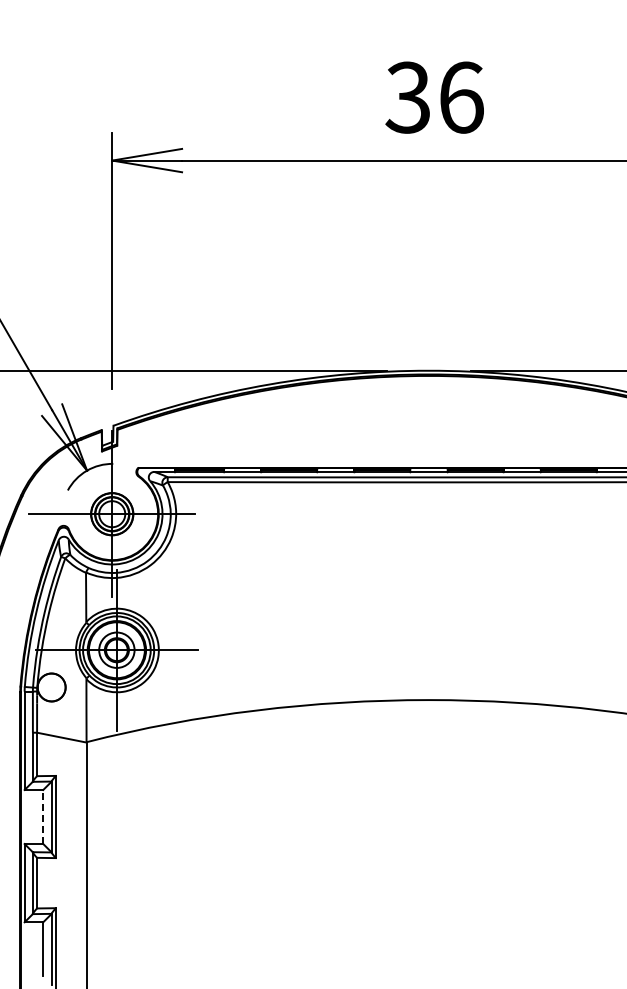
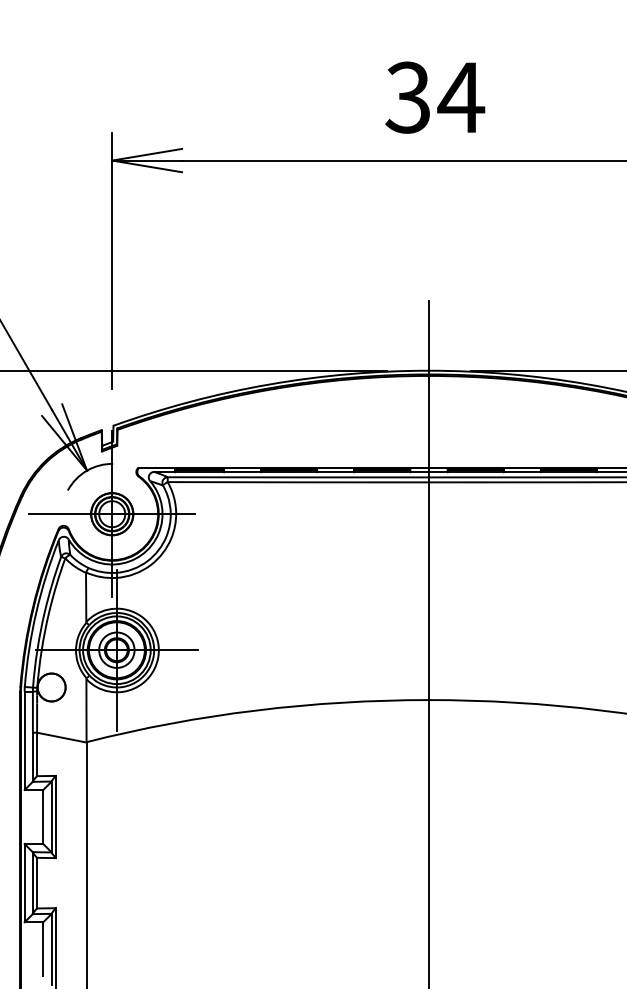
text: 36 -> 34 (461, 97)
line: none -> present (429, 642)
line: dashed -> solid (43, 816)
